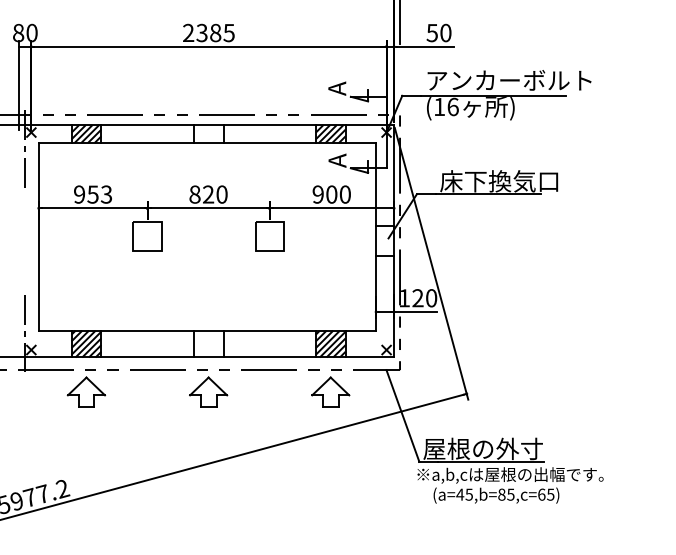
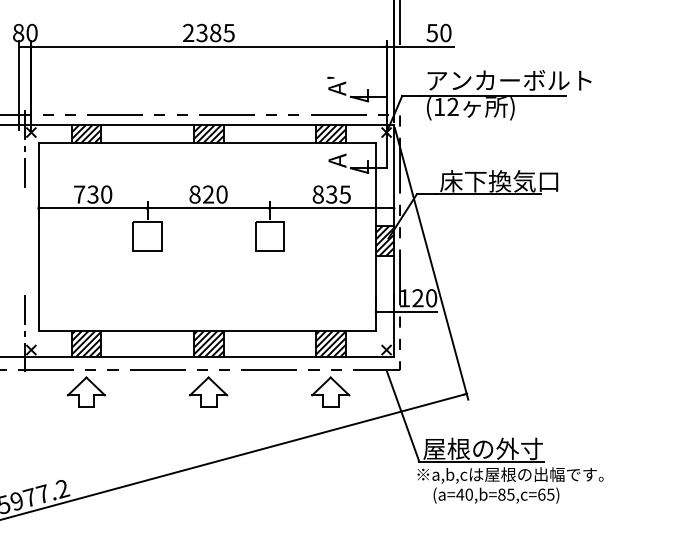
text: A -> A' (330, 77)
text: (16 -> (12 (452, 106)
hatch: none -> present (208, 133)
text: 953 -> 730 (93, 194)
text: 900 -> 835 (331, 194)
hatch: none -> present (385, 241)
hatch: none -> present (208, 343)
text: (a=45,b=85,c=65) -> (a=40,b=85,c=65) (468, 494)
